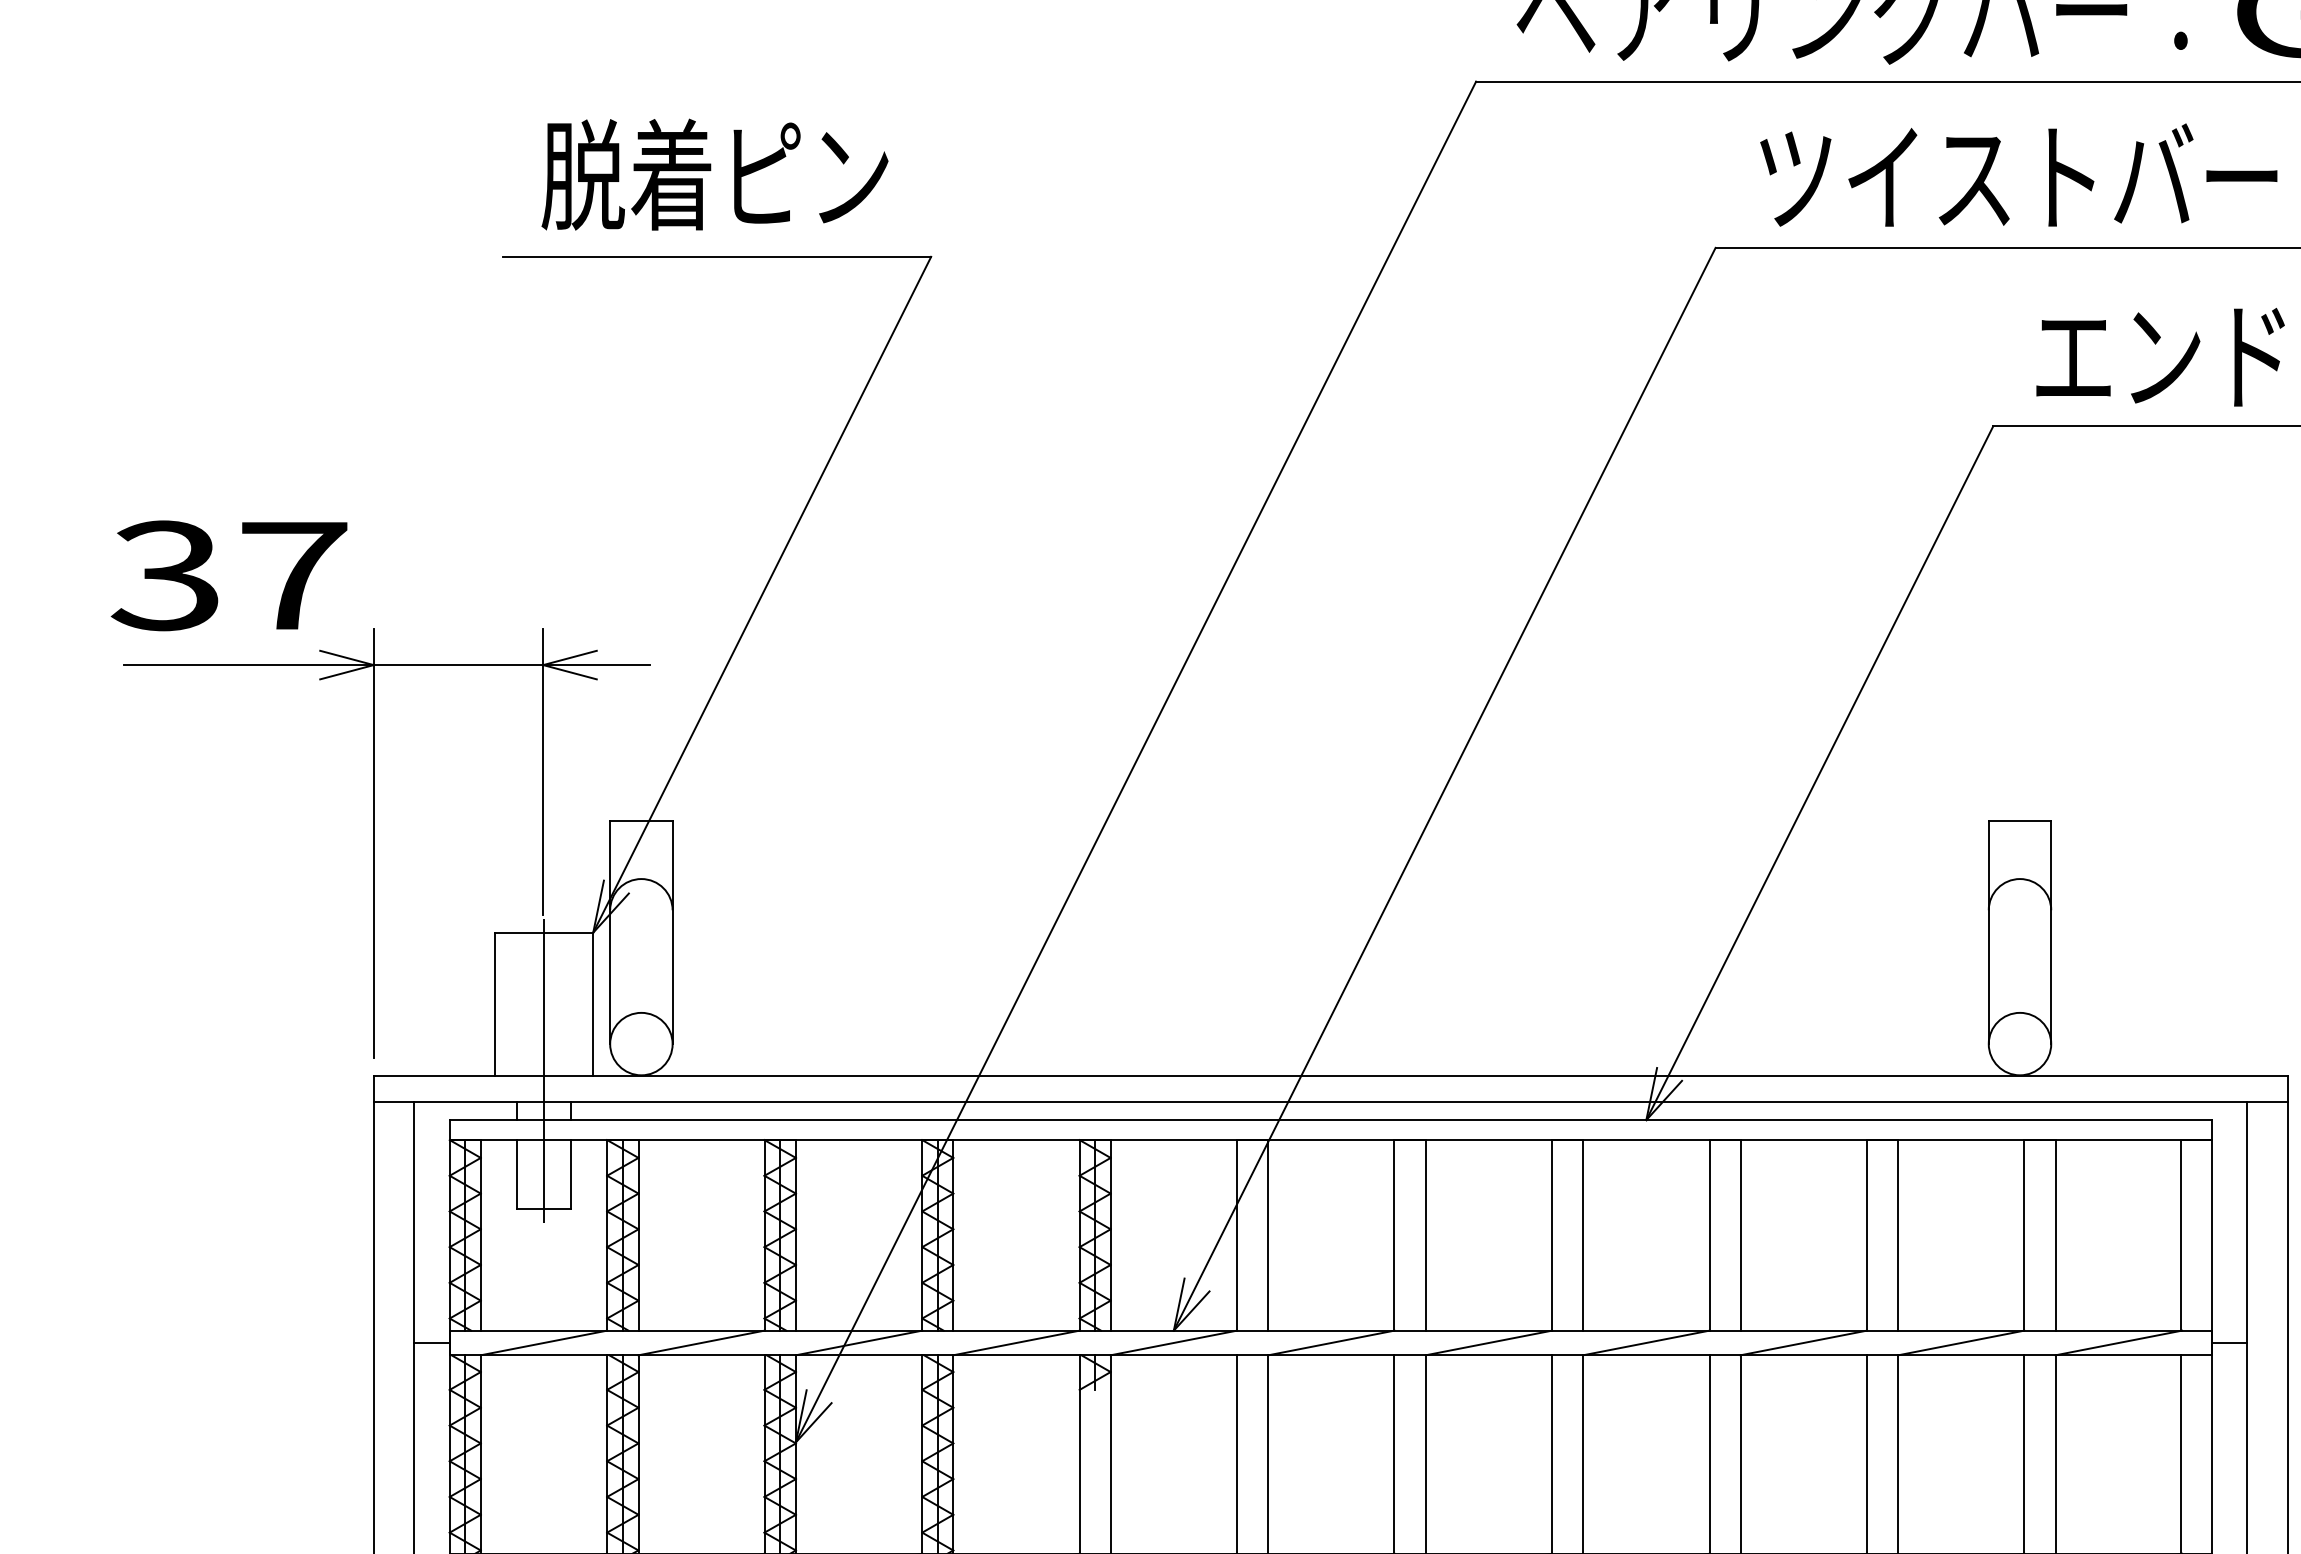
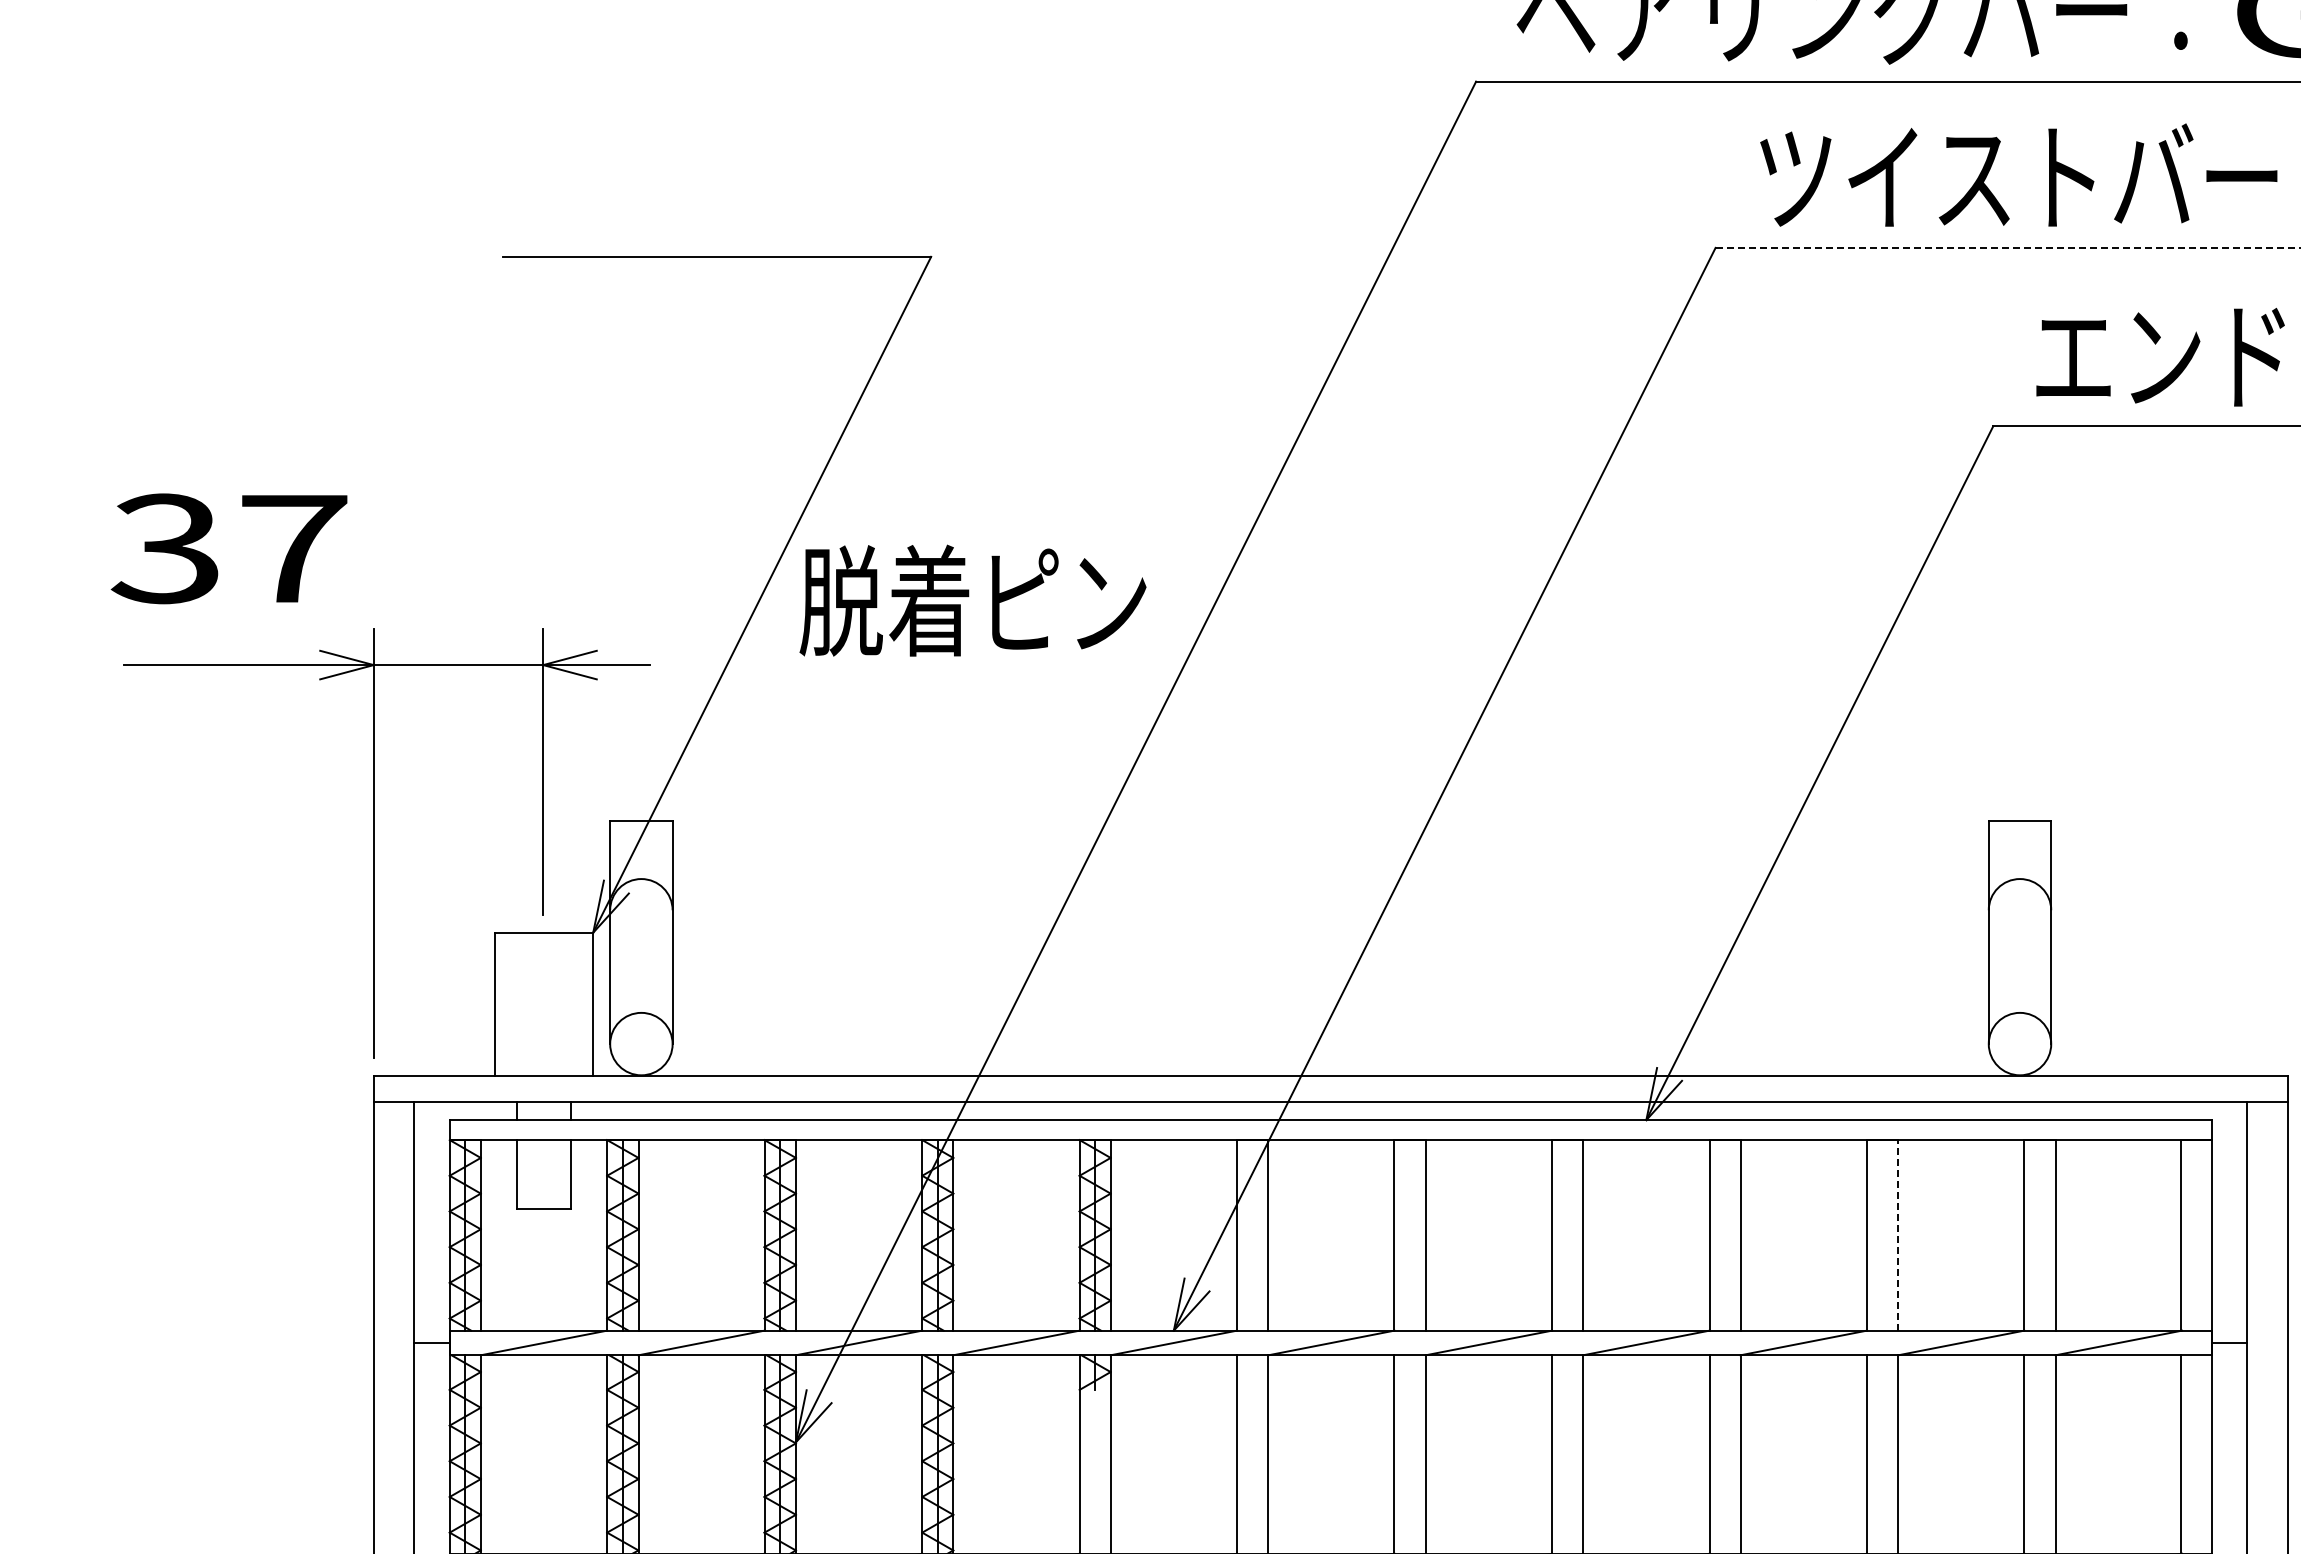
text position: (714, 174) -> (972, 600) (972, 600)
line: solid -> dashed (2008, 247)
text position: (228, 575) -> (228, 548) (228, 548)
line: present -> none (543, 1070)
line: solid -> dashed (1898, 1234)
